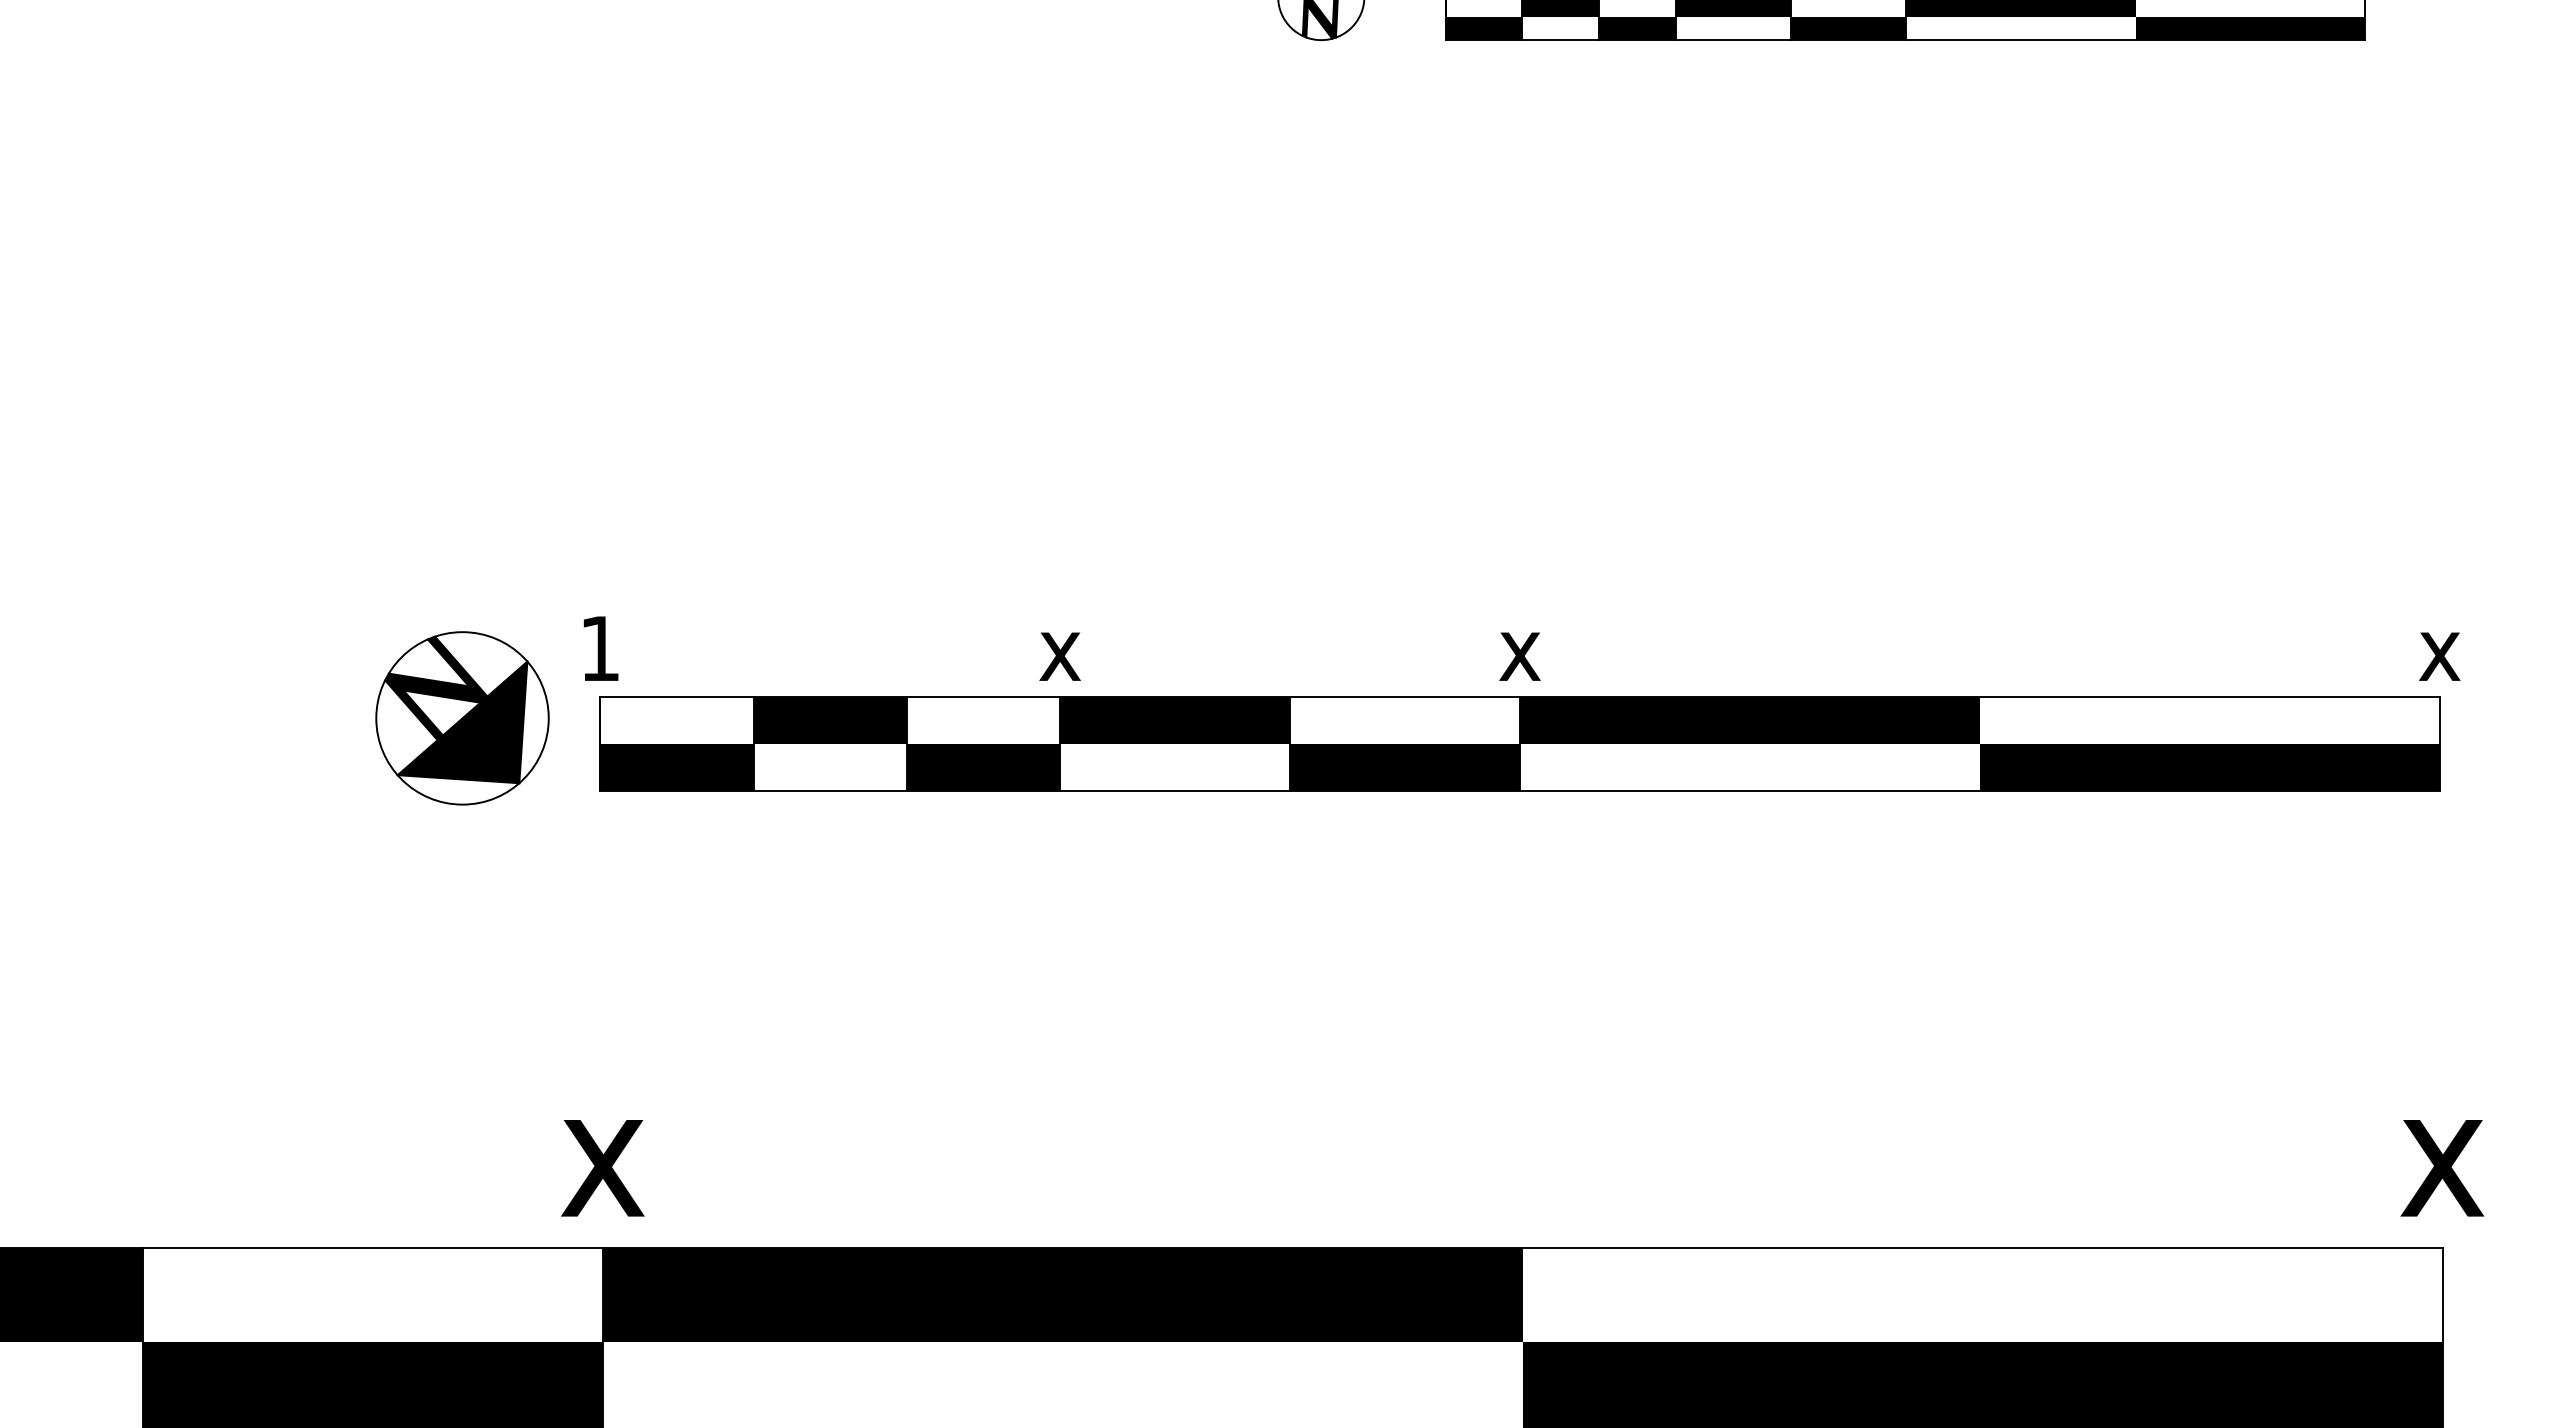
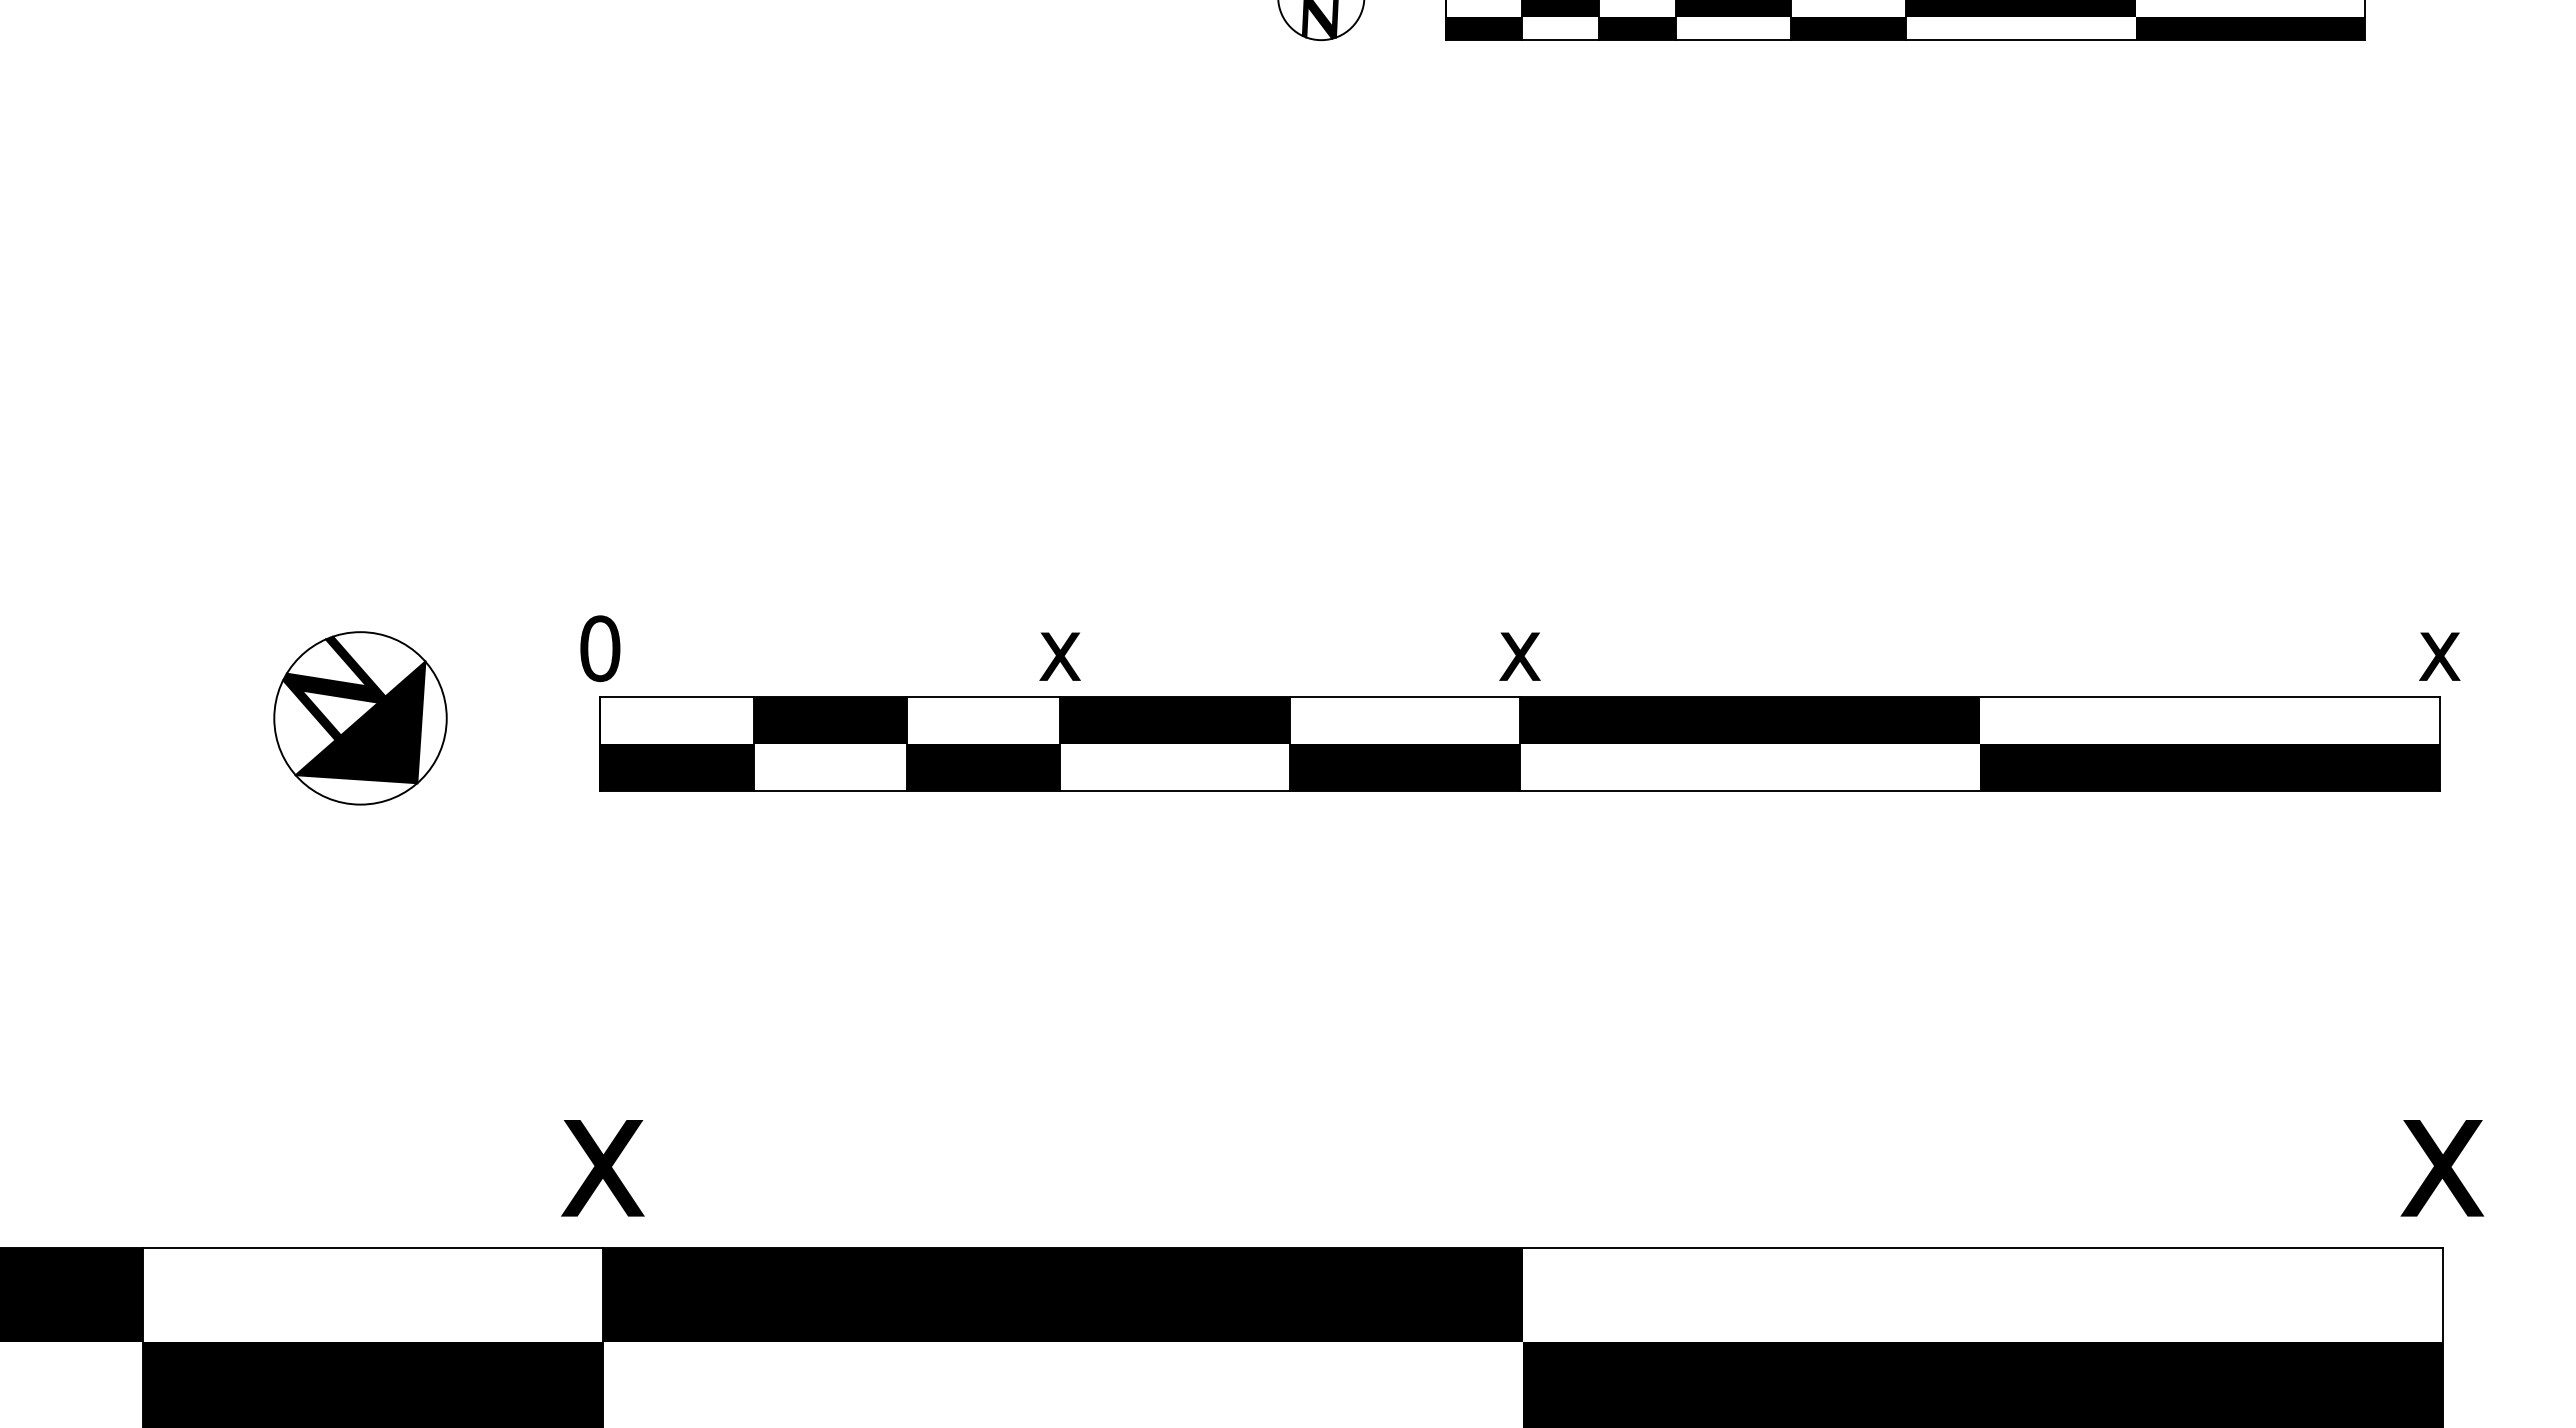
text: 1 -> 0 (600, 648)
part position: (462, 718) -> (360, 718) (360, 718)
